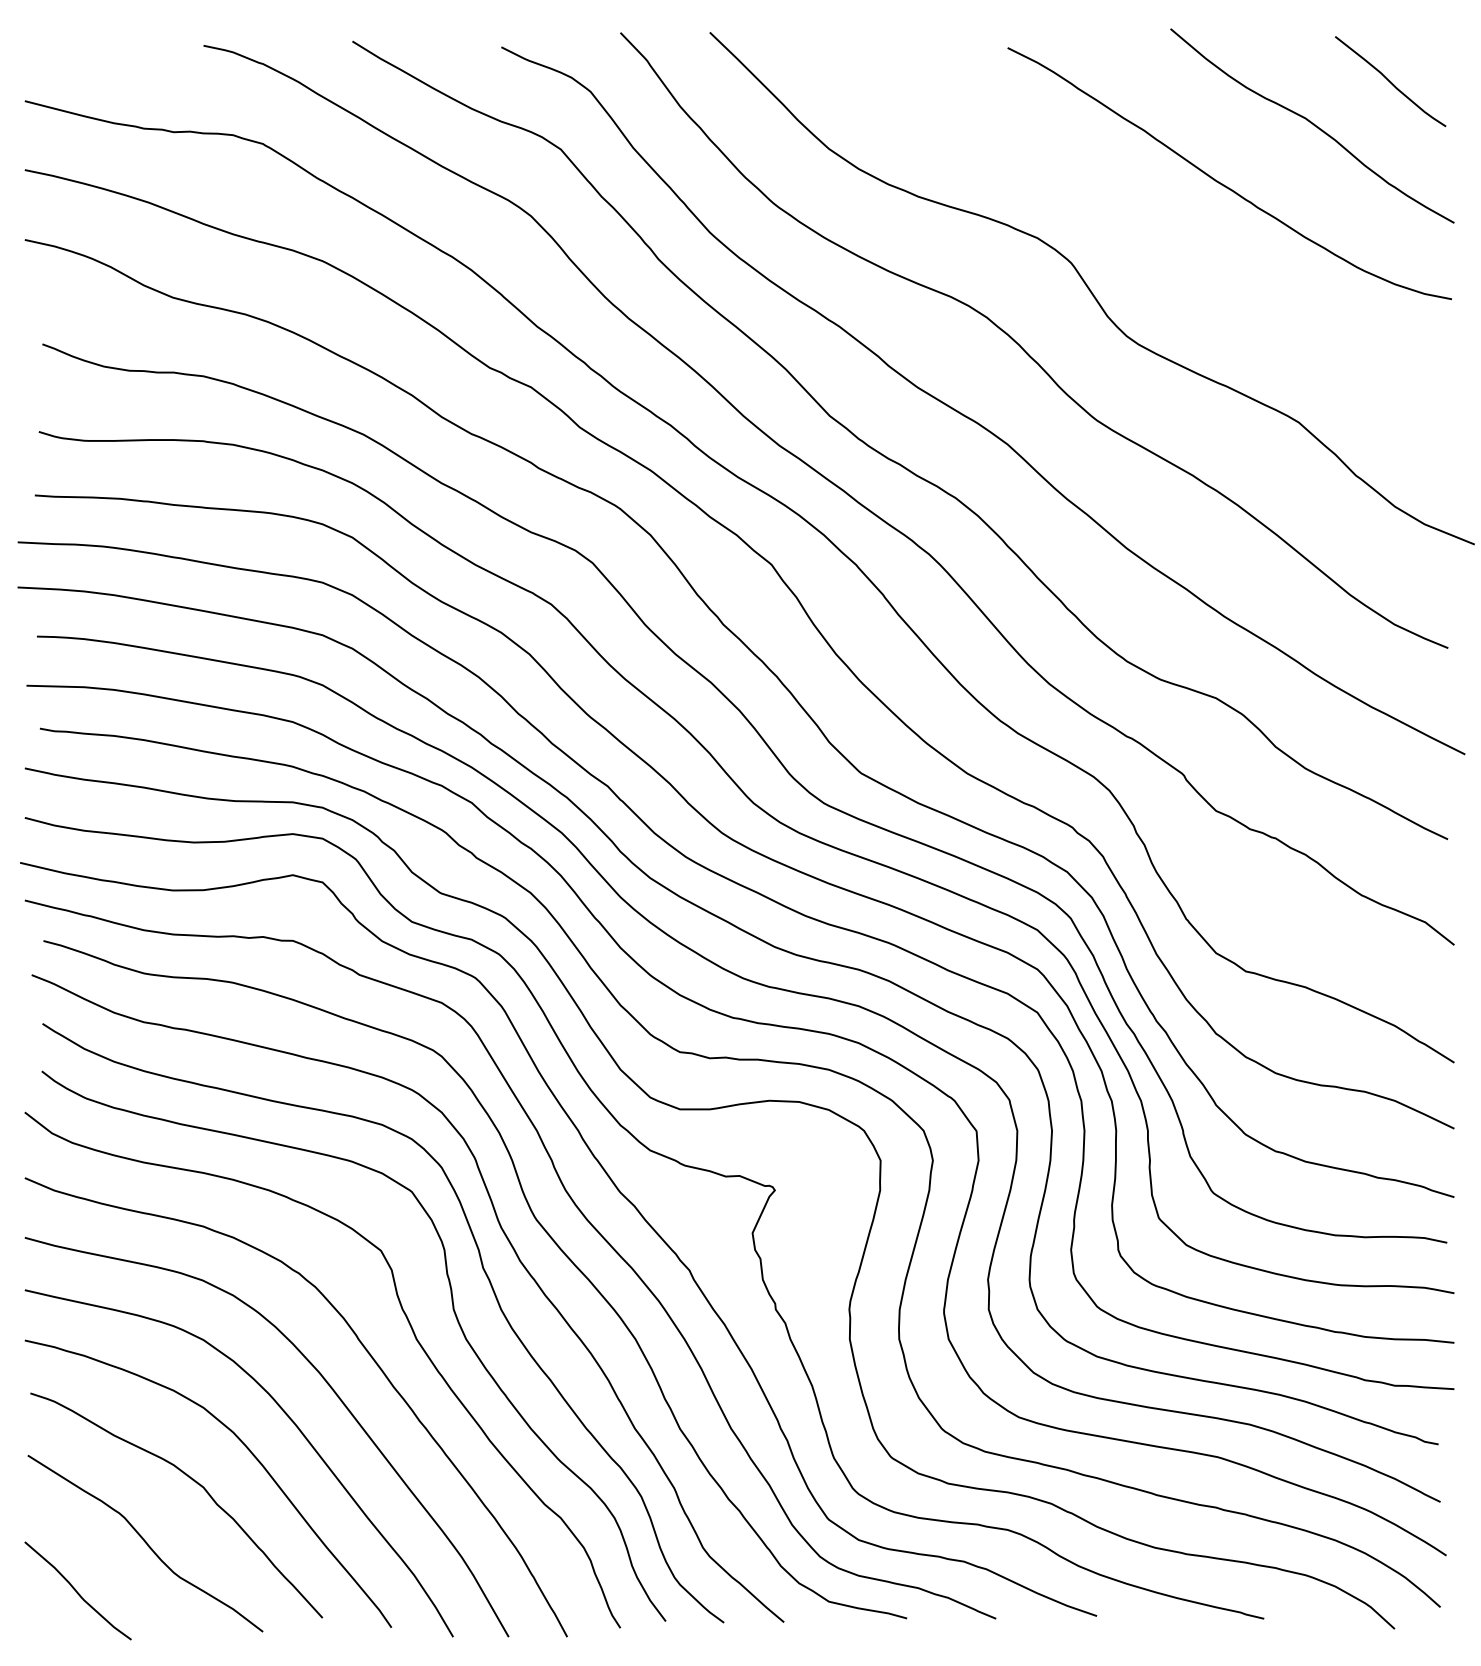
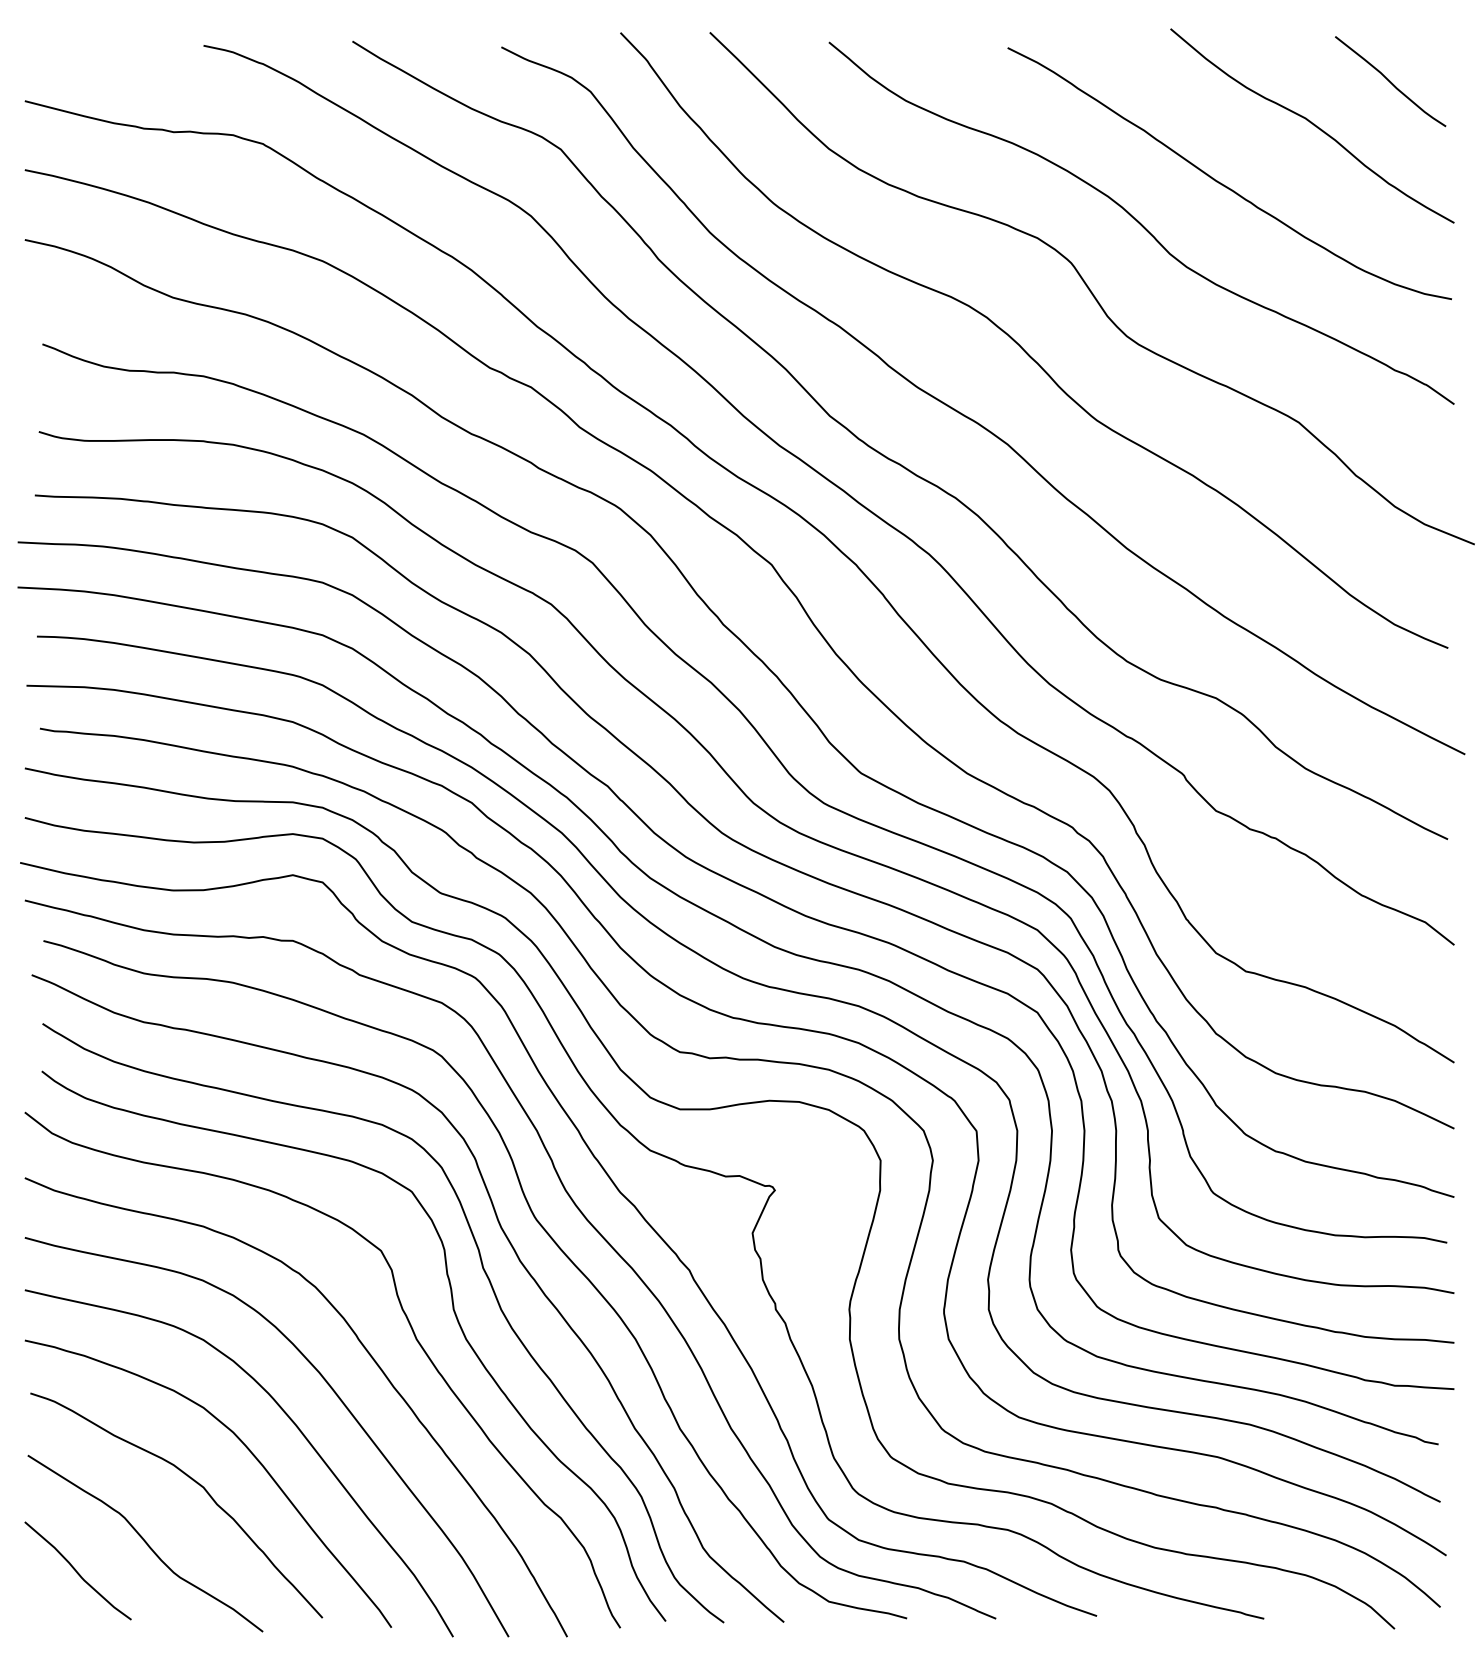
curve: none -> present (1140, 222)
curve position: (76, 1590) -> (76, 1570) (76, 1570)
